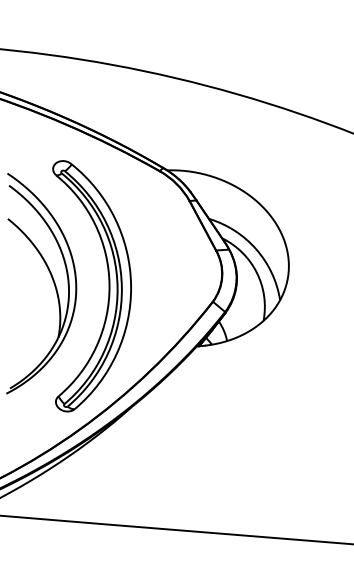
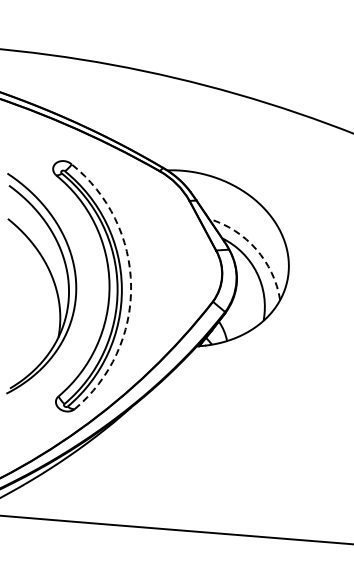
arc: solid -> dashed (256, 249)
arc: solid -> dashed (131, 286)
